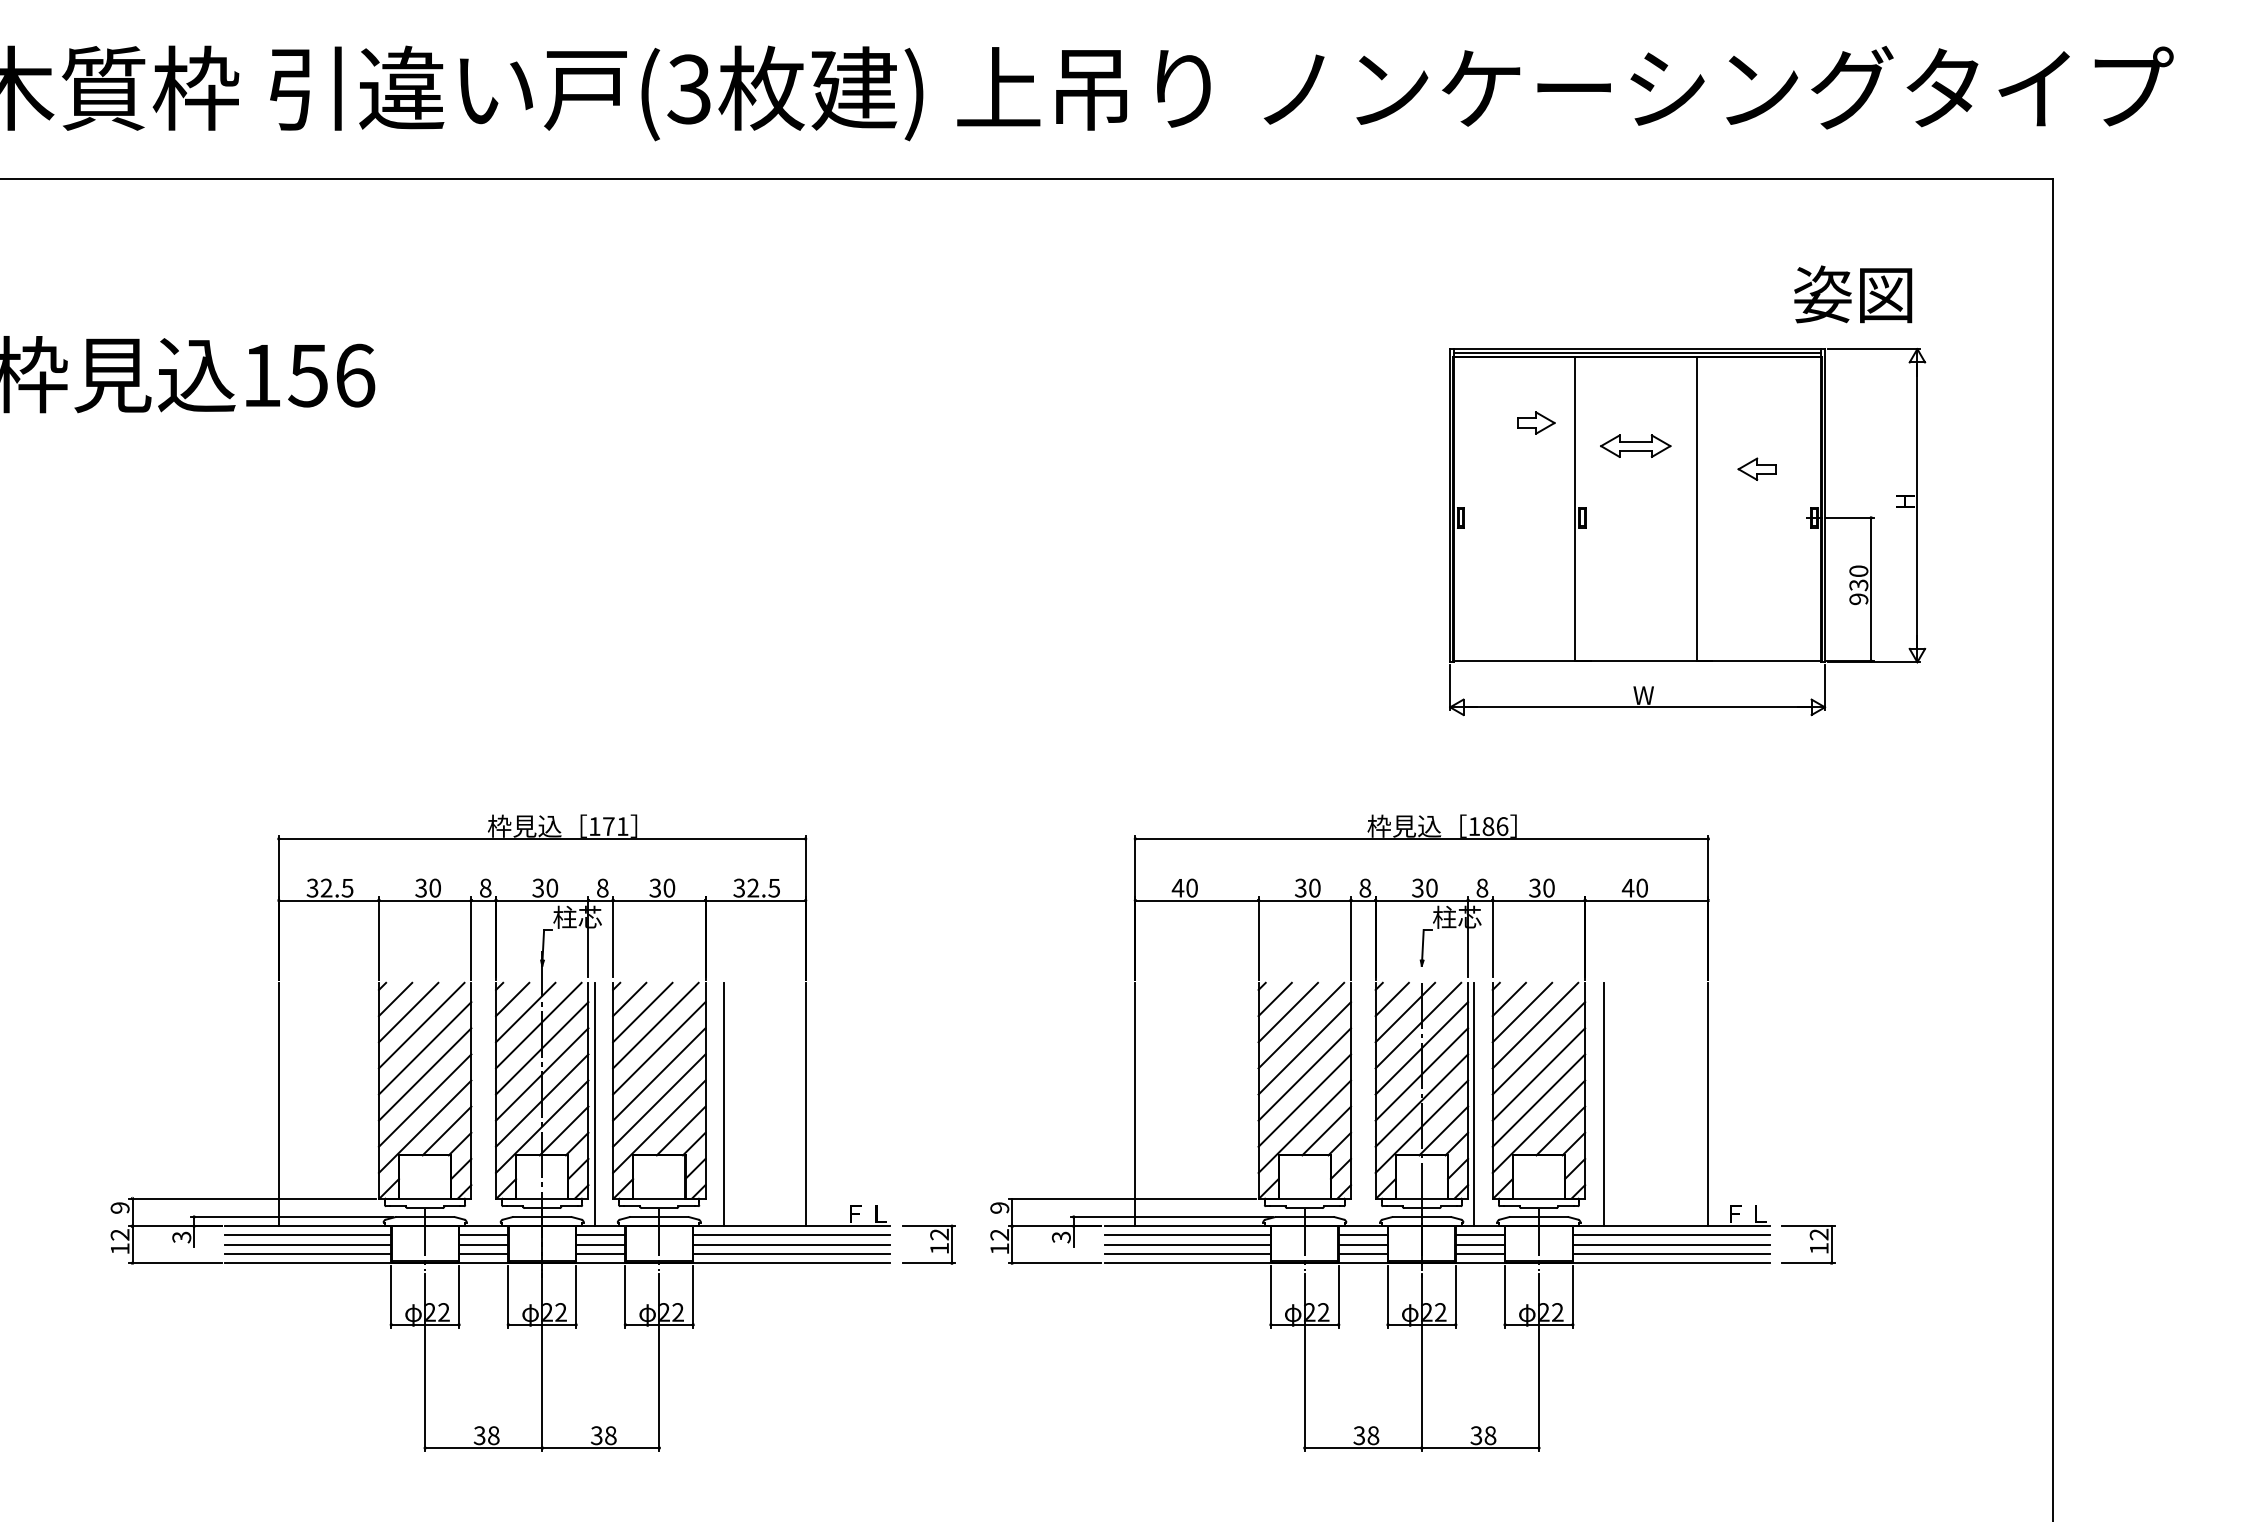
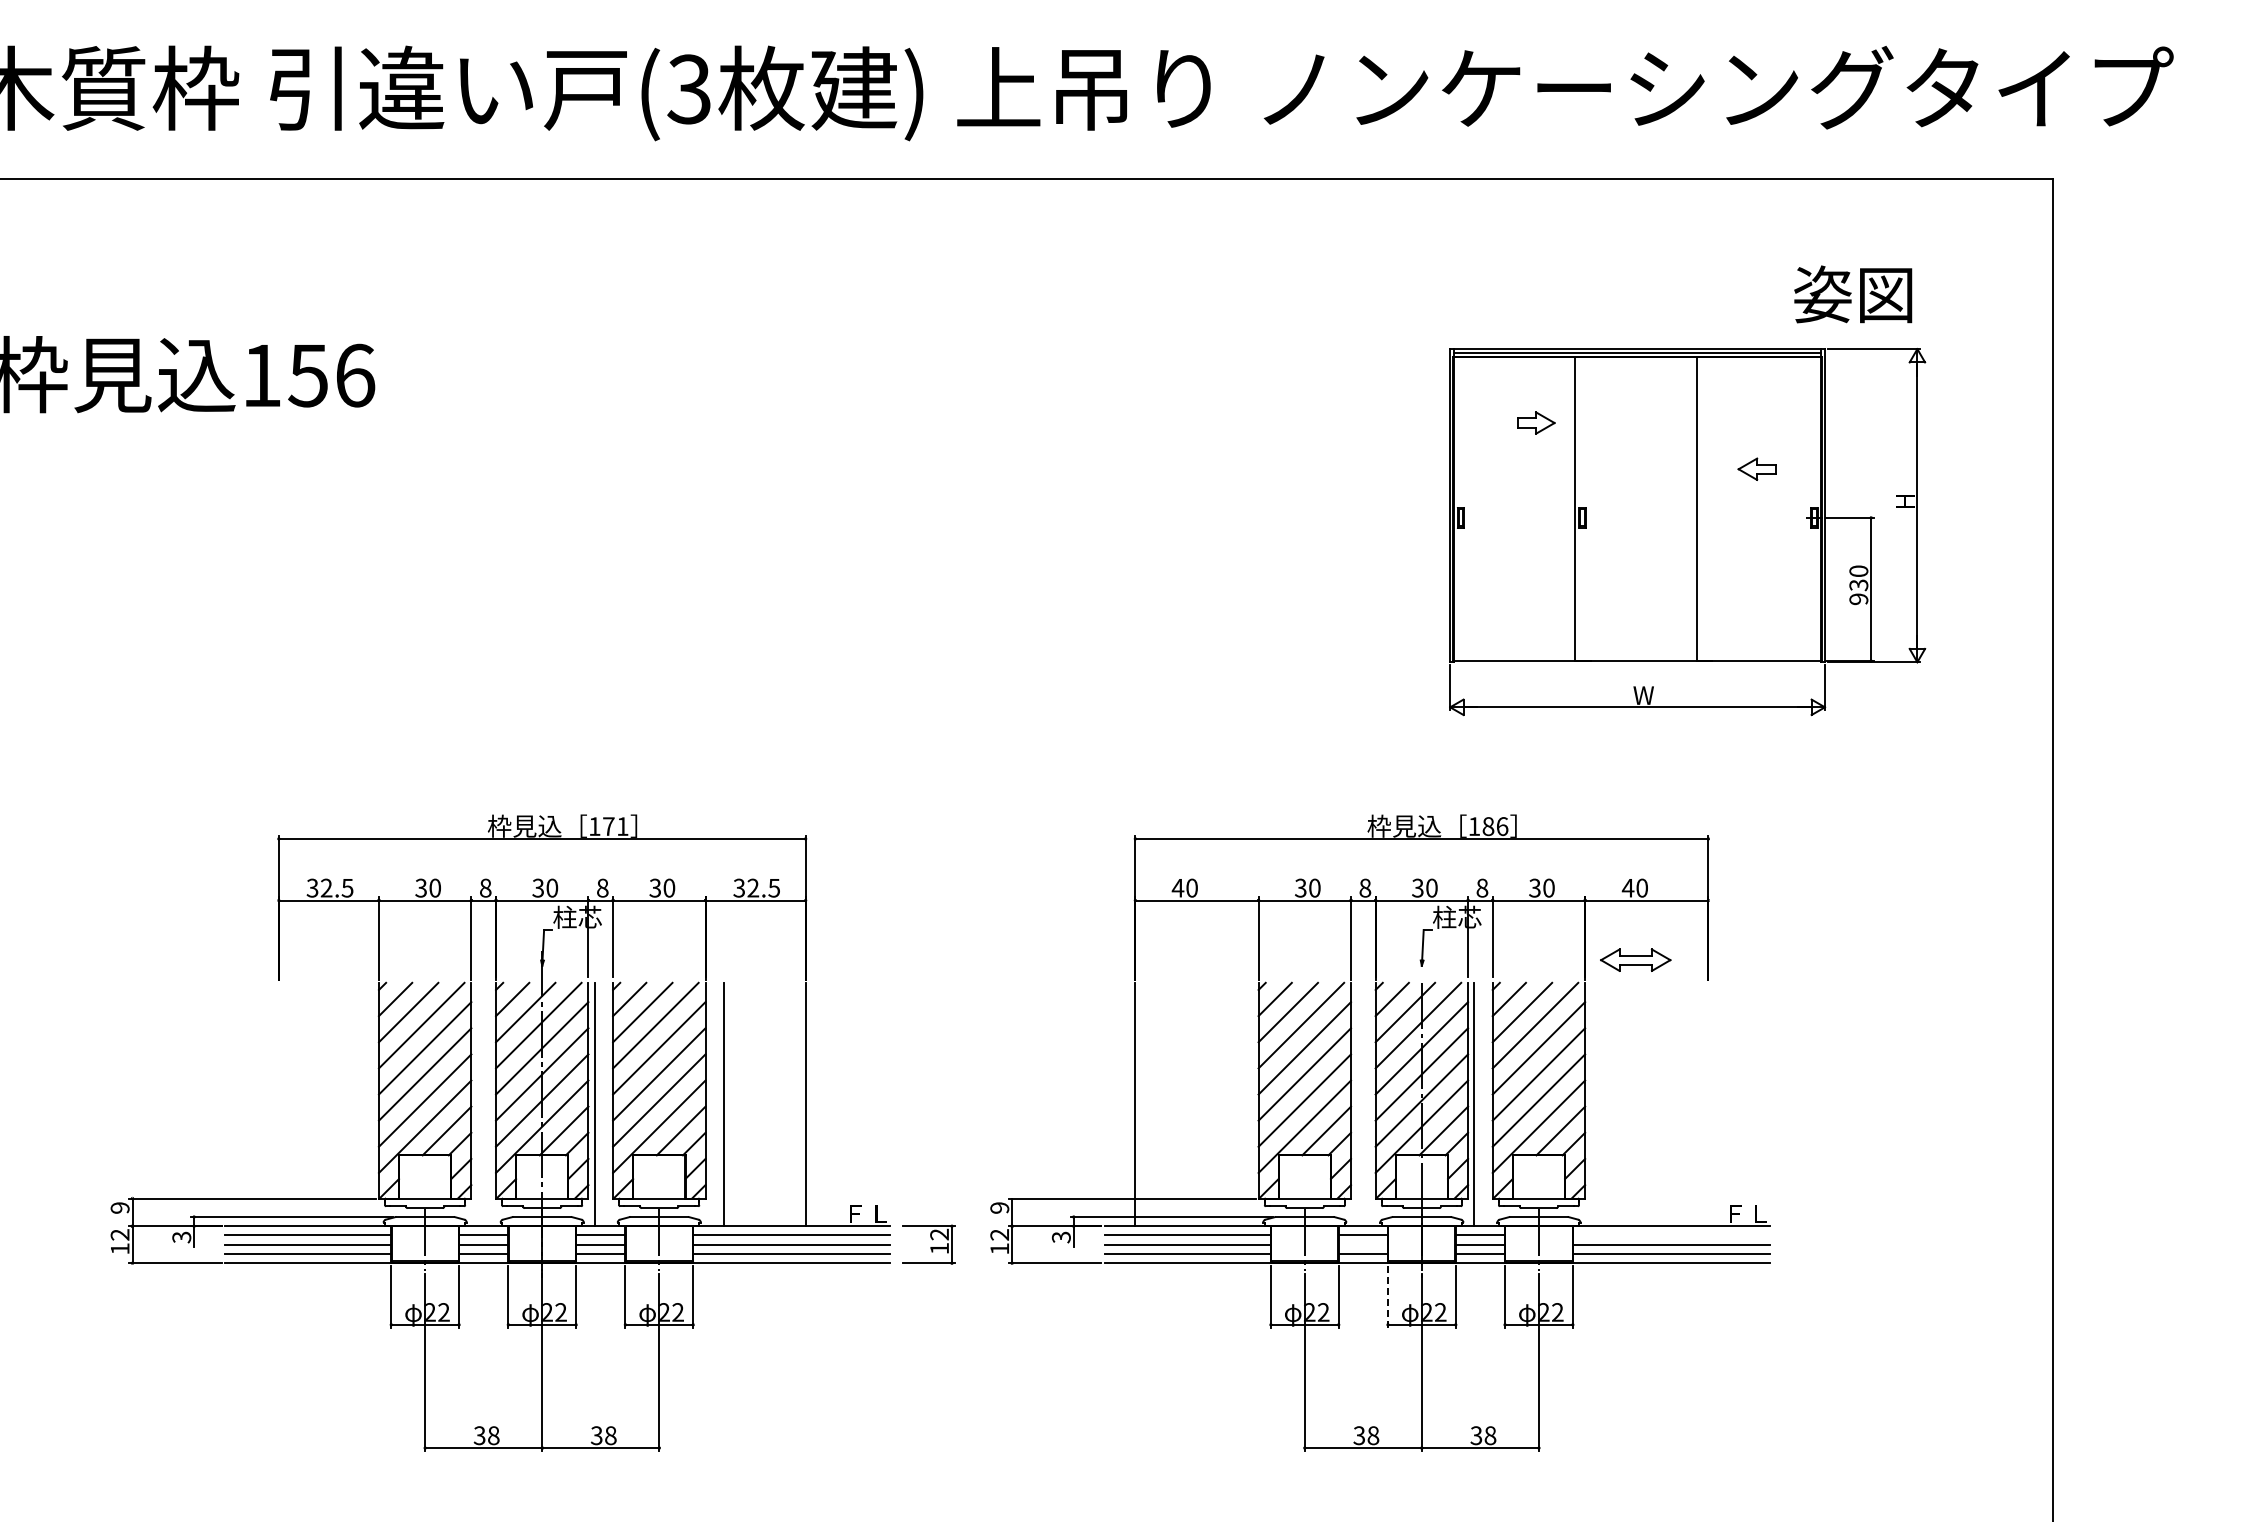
part position: (1635, 445) -> (1635, 959) (1635, 959)
line: present -> none (278, 1104)
line: present -> none (1603, 1104)
line: present -> none (1708, 1104)
line: present -> none (1670, 1235)
line: present -> none (1362, 1244)
part: present -> none (1808, 1244)
line: solid -> dashed (1387, 1297)
